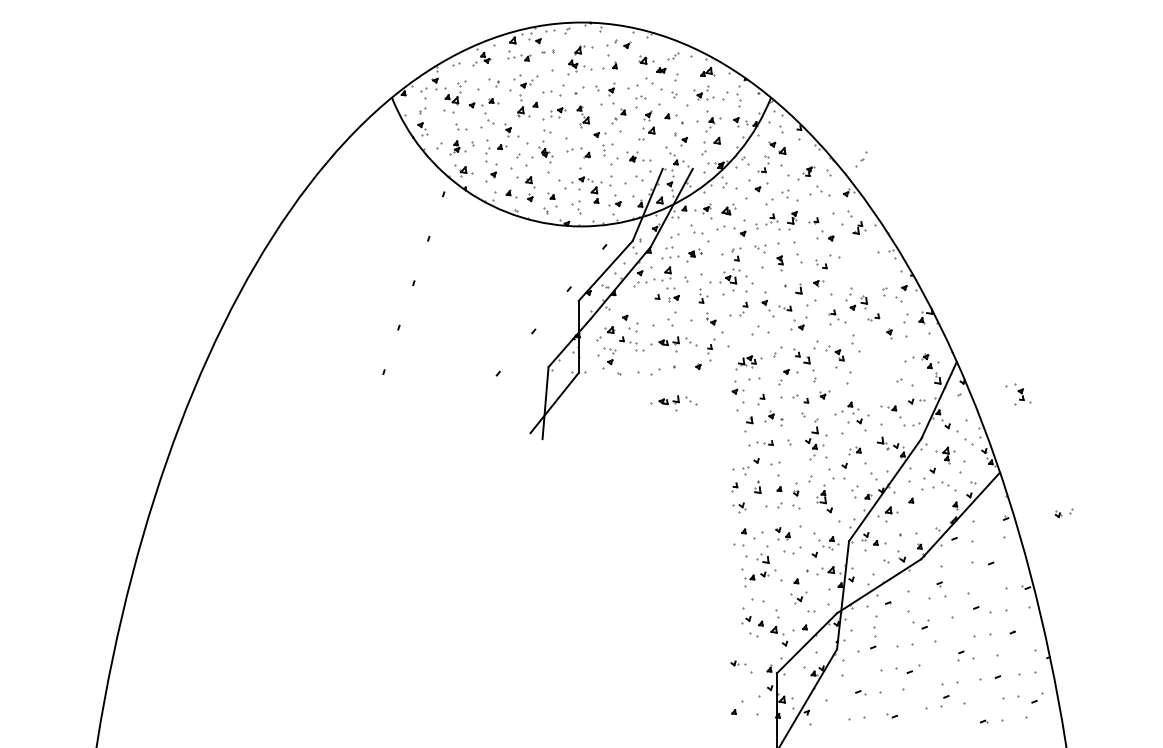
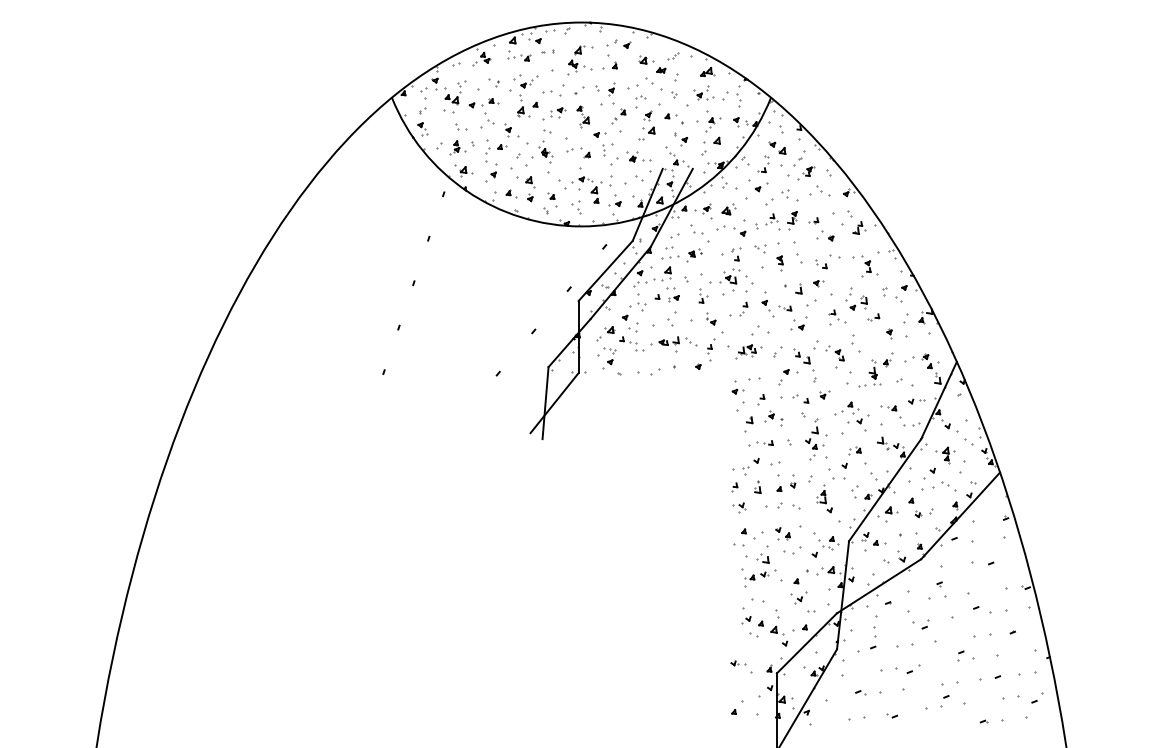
part position: (861, 159) -> (799, 158) (799, 158)
part: none -> present (637, 302)
part position: (748, 362) -> (748, 351) (748, 351)
part: none -> present (875, 369)
part position: (1018, 394) -> (865, 266) (865, 266)
part: present -> none (673, 403)
part position: (796, 489) -> (793, 481) (793, 481)
part position: (1063, 513) -> (923, 513) (923, 513)
